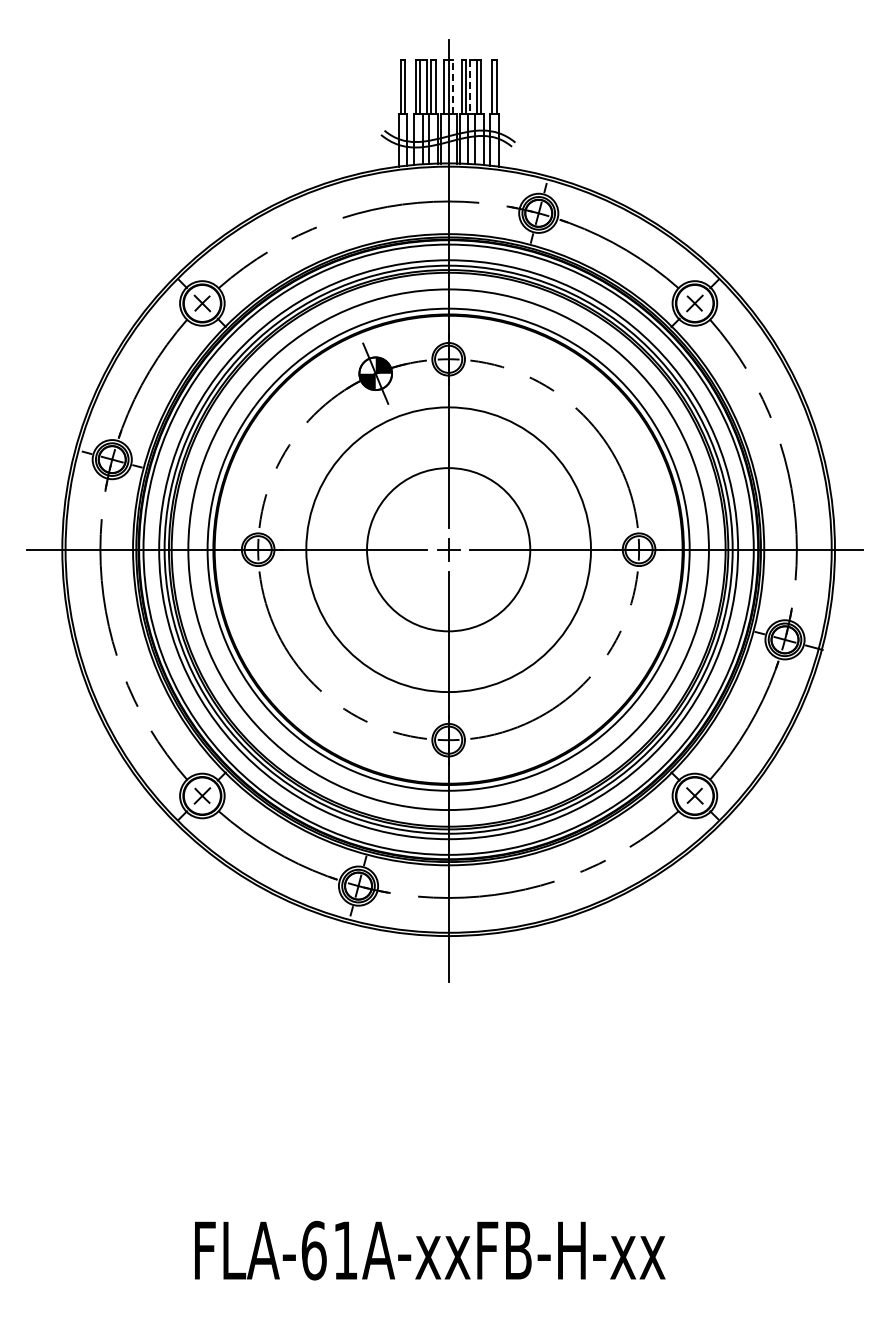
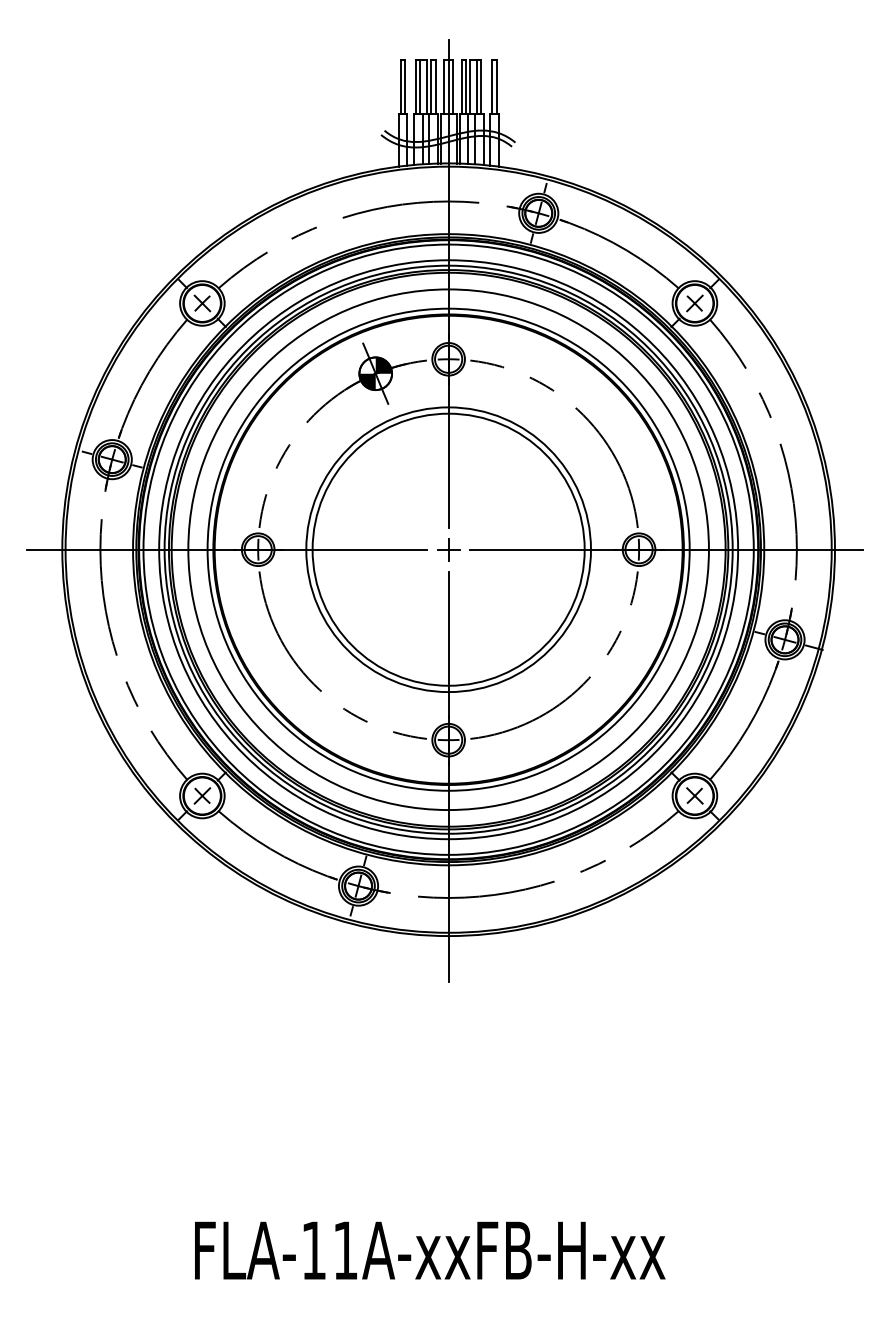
line: dashed -> solid (453, 86)
line: dashed -> solid (470, 87)
circle diameter: 163 px -> 272 px (448, 549)
text: FLA-61A-xxFB-H-xx -> FLA-11A-xxFB-H-xx (313, 1250)
